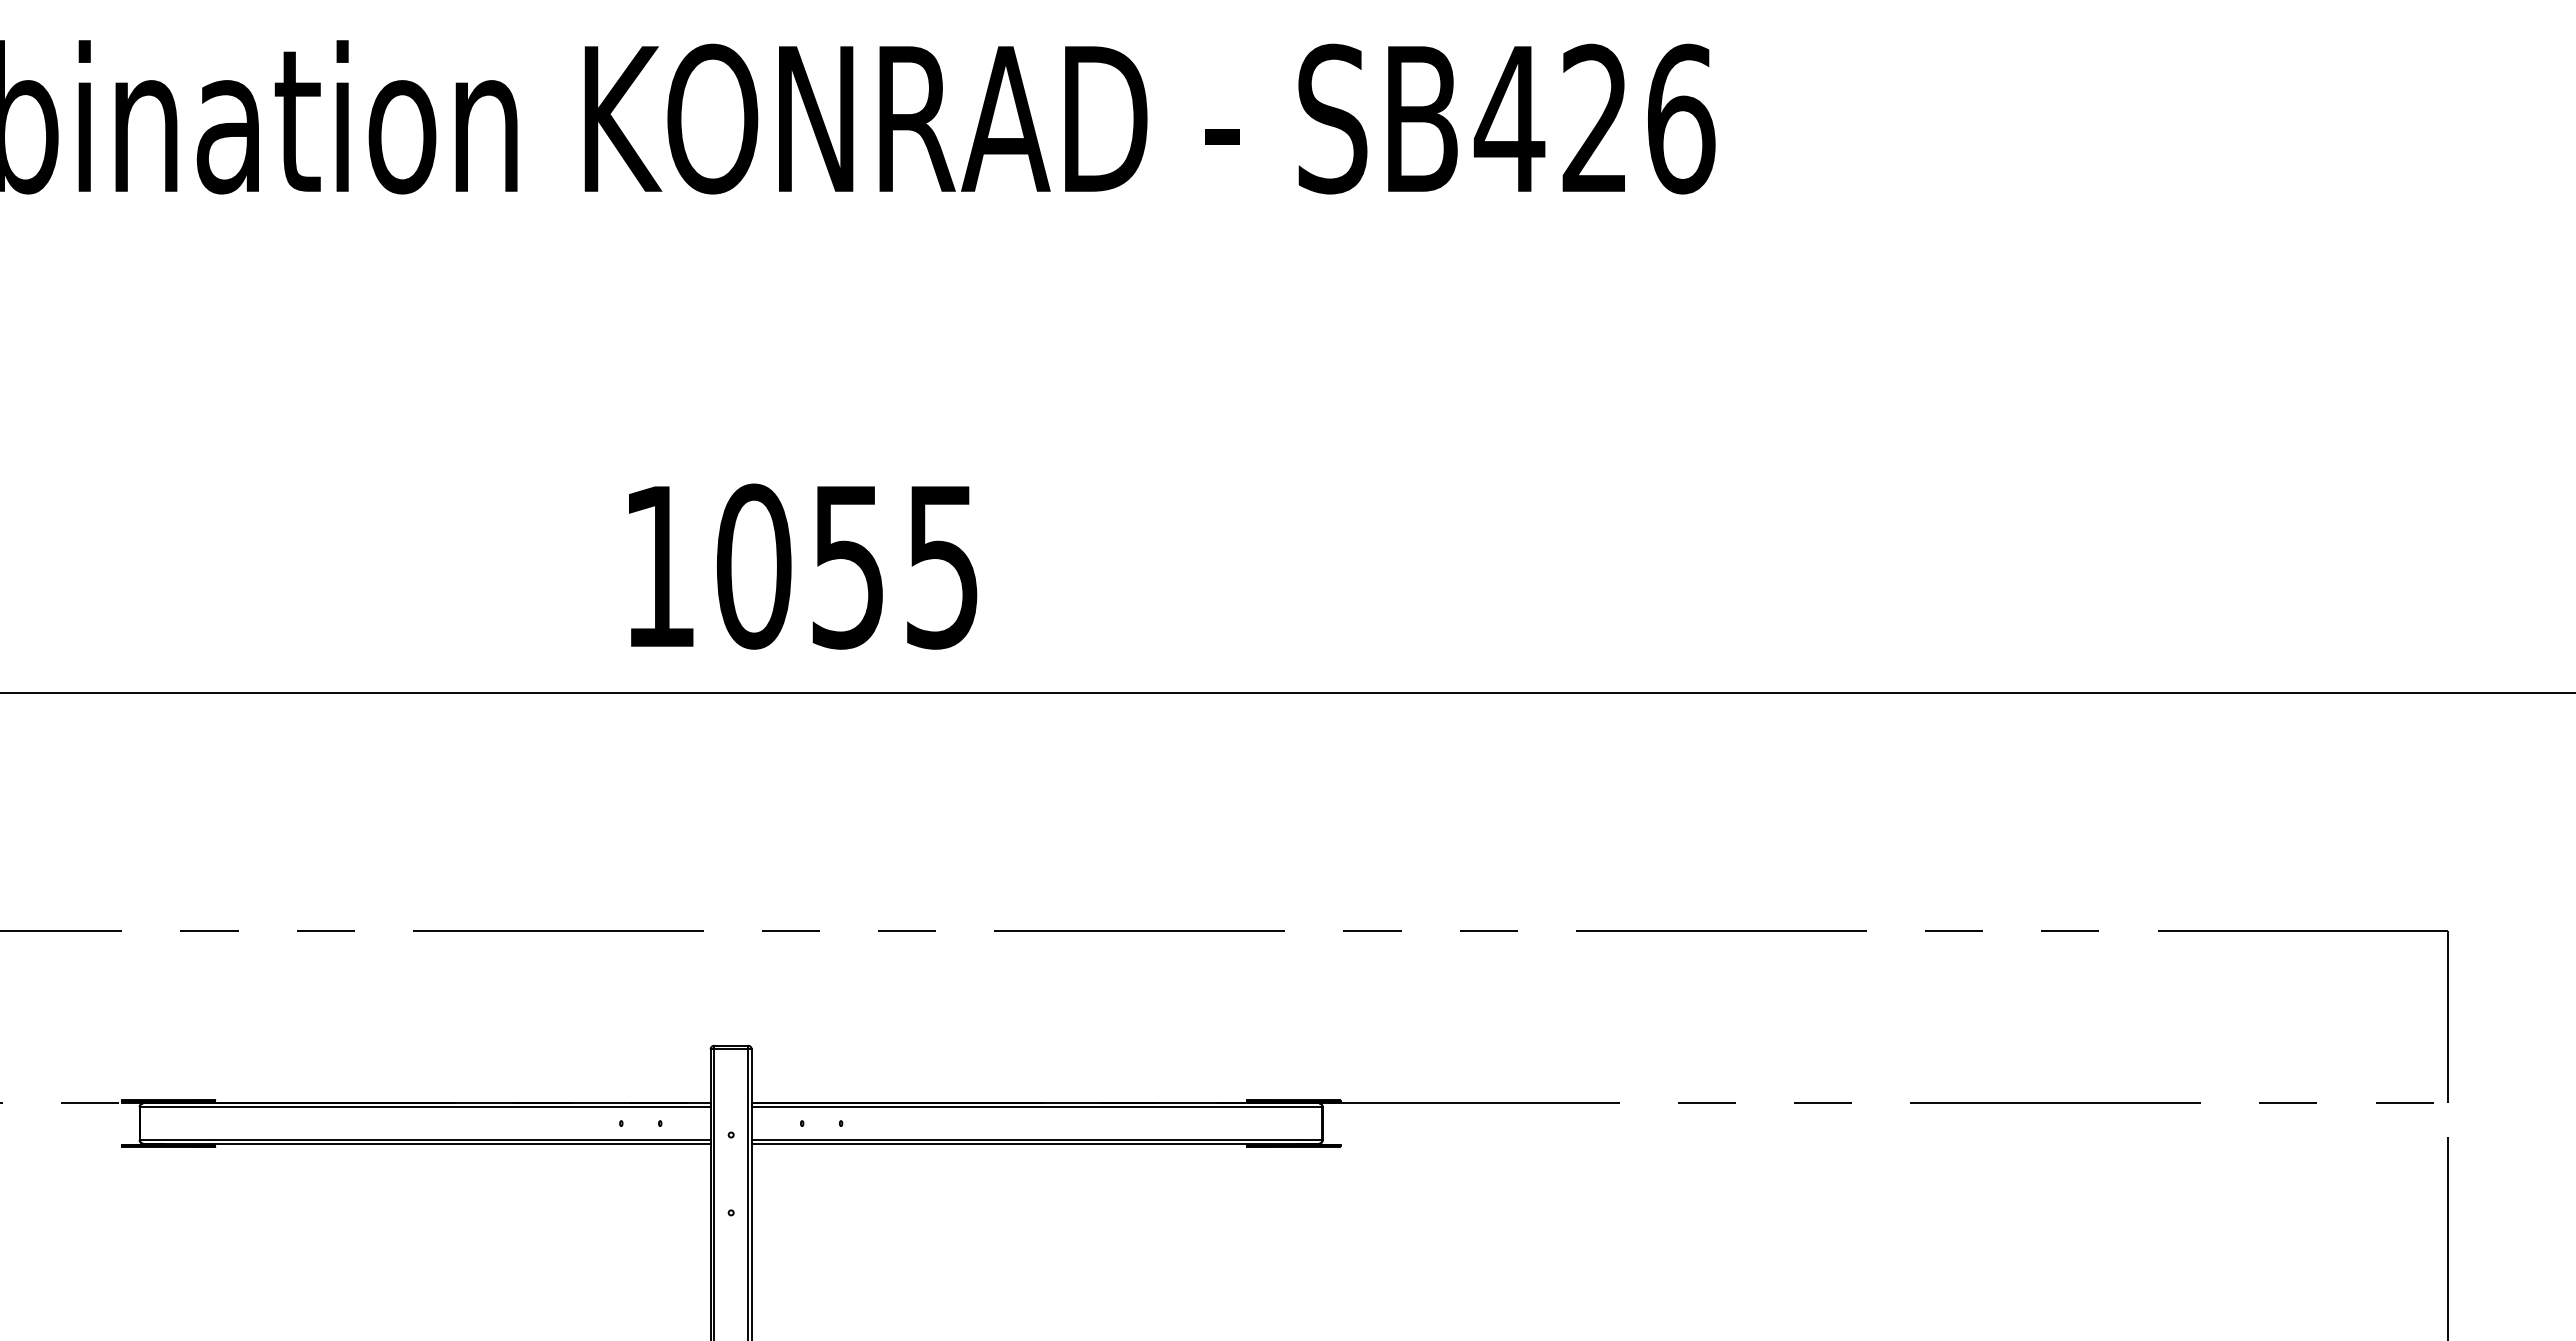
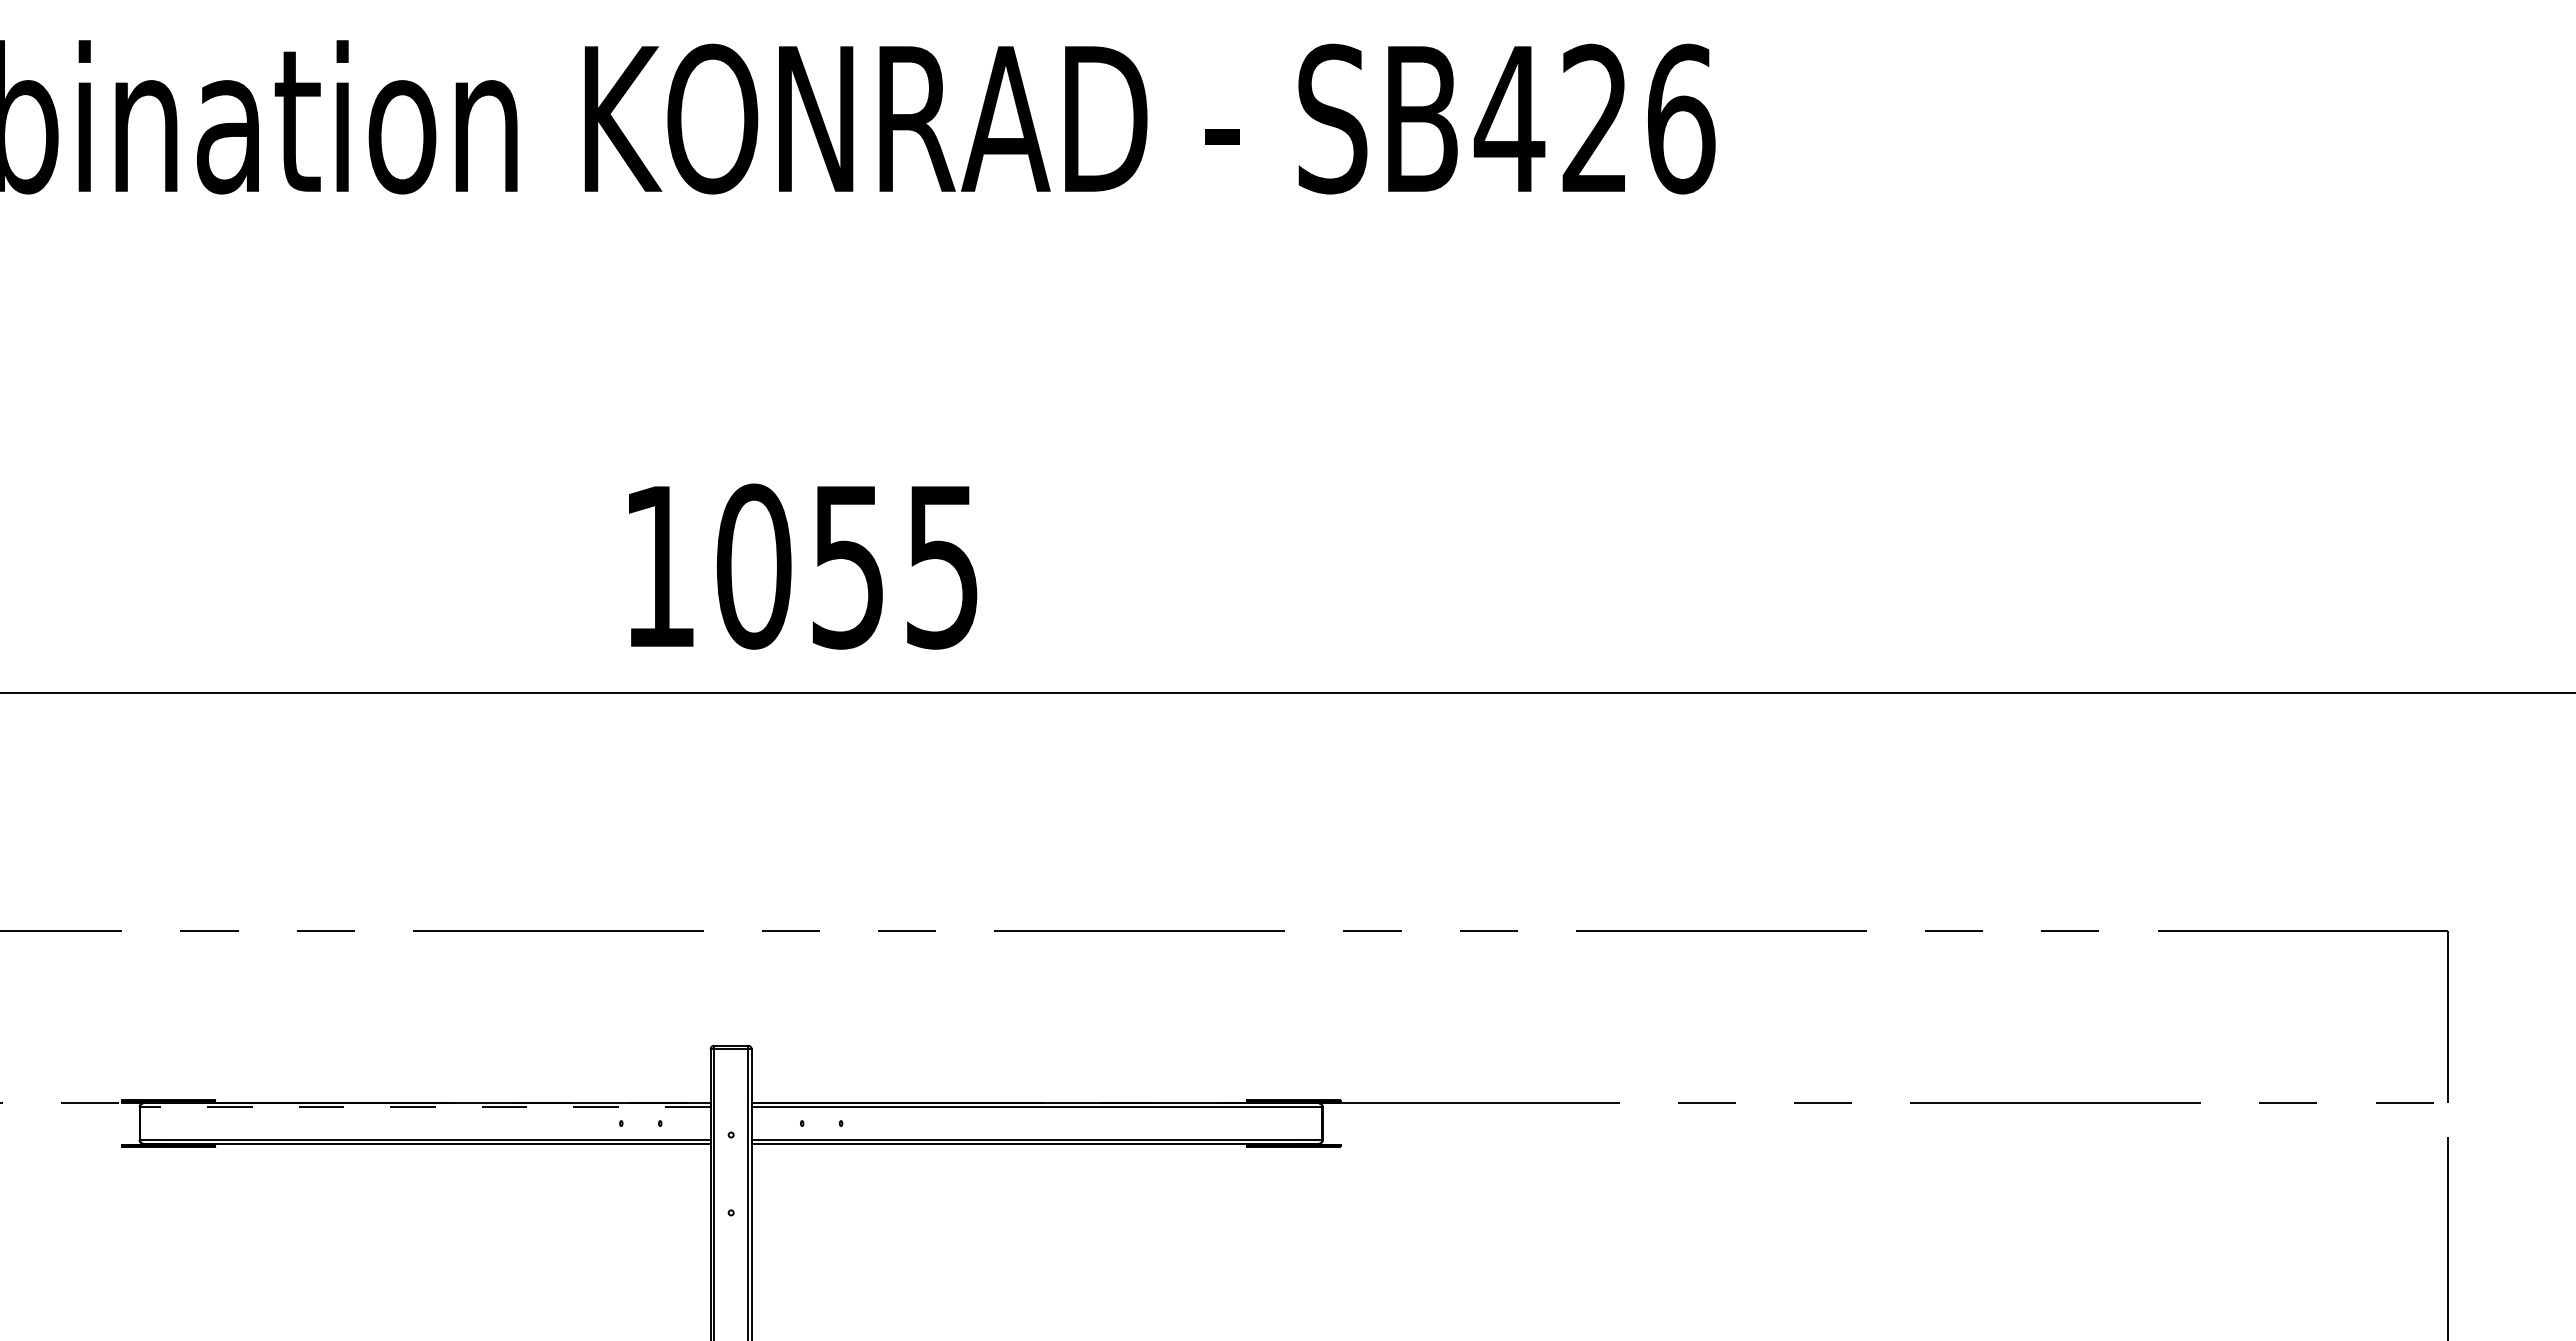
line: solid -> dashed (424, 1107)
